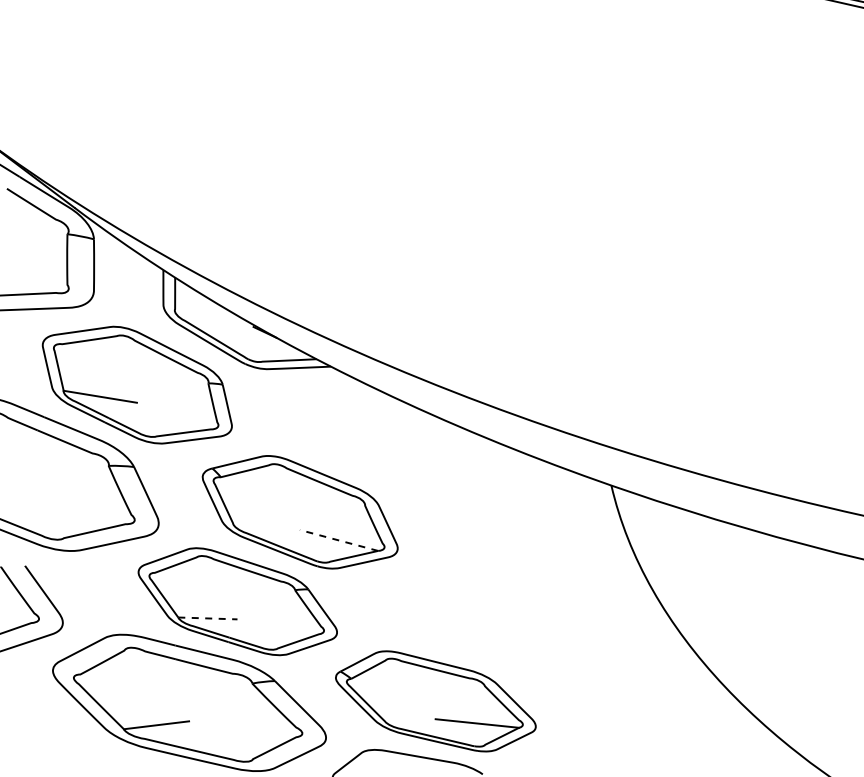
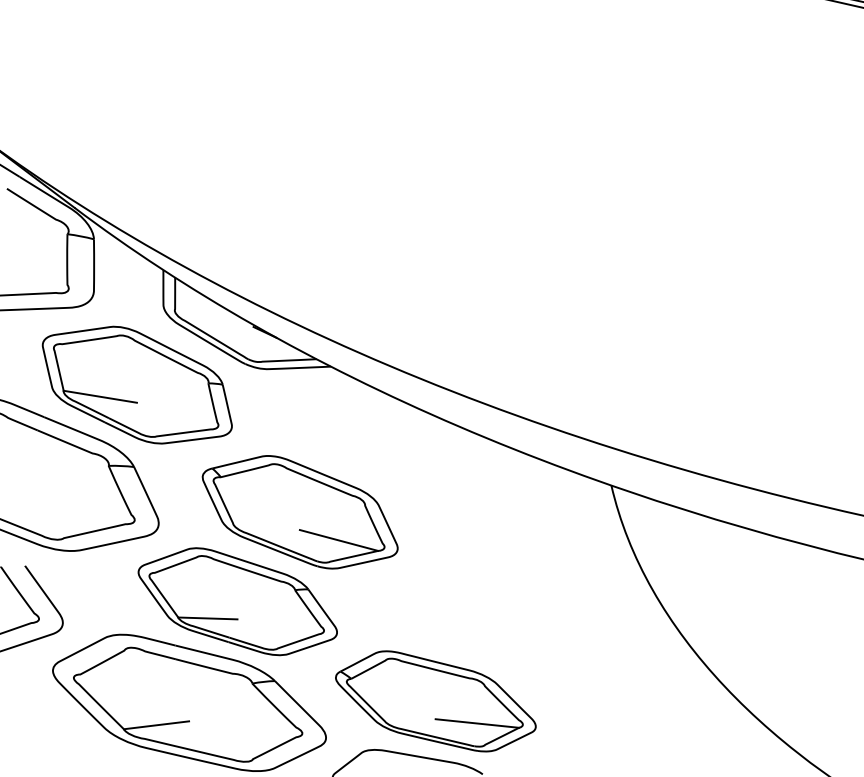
line: dashed -> solid (339, 540)
line: dashed -> solid (207, 618)
